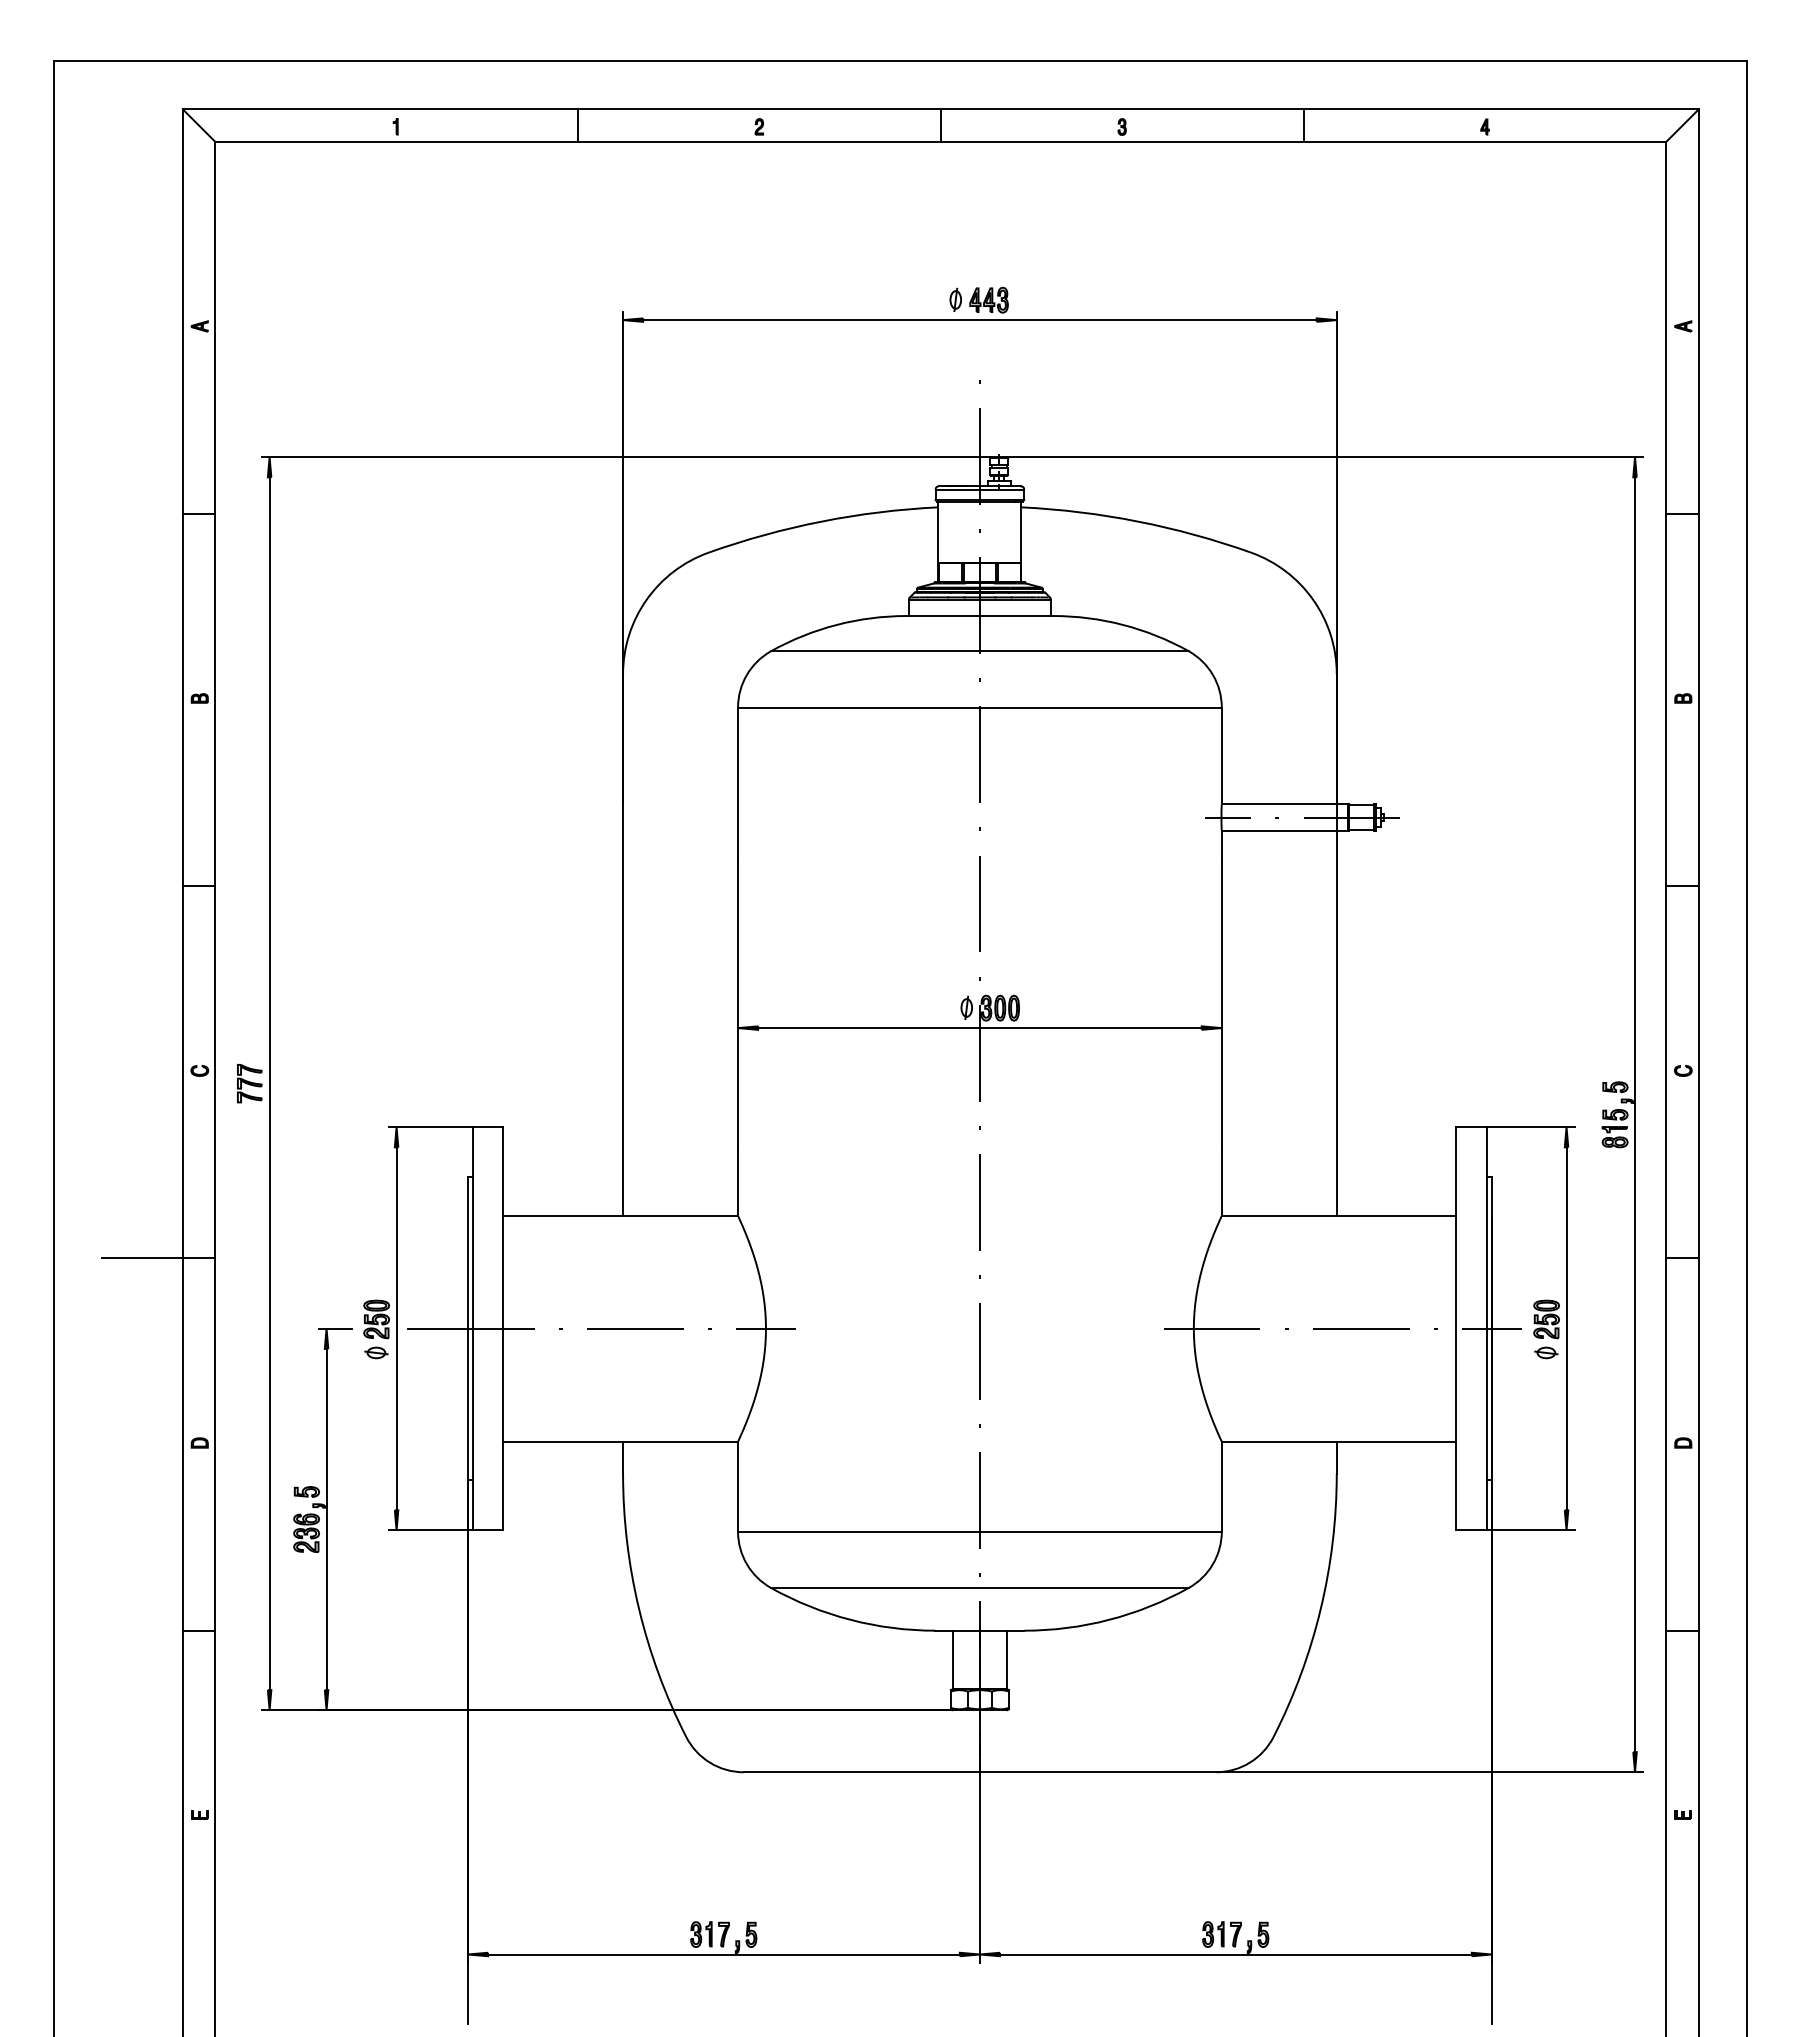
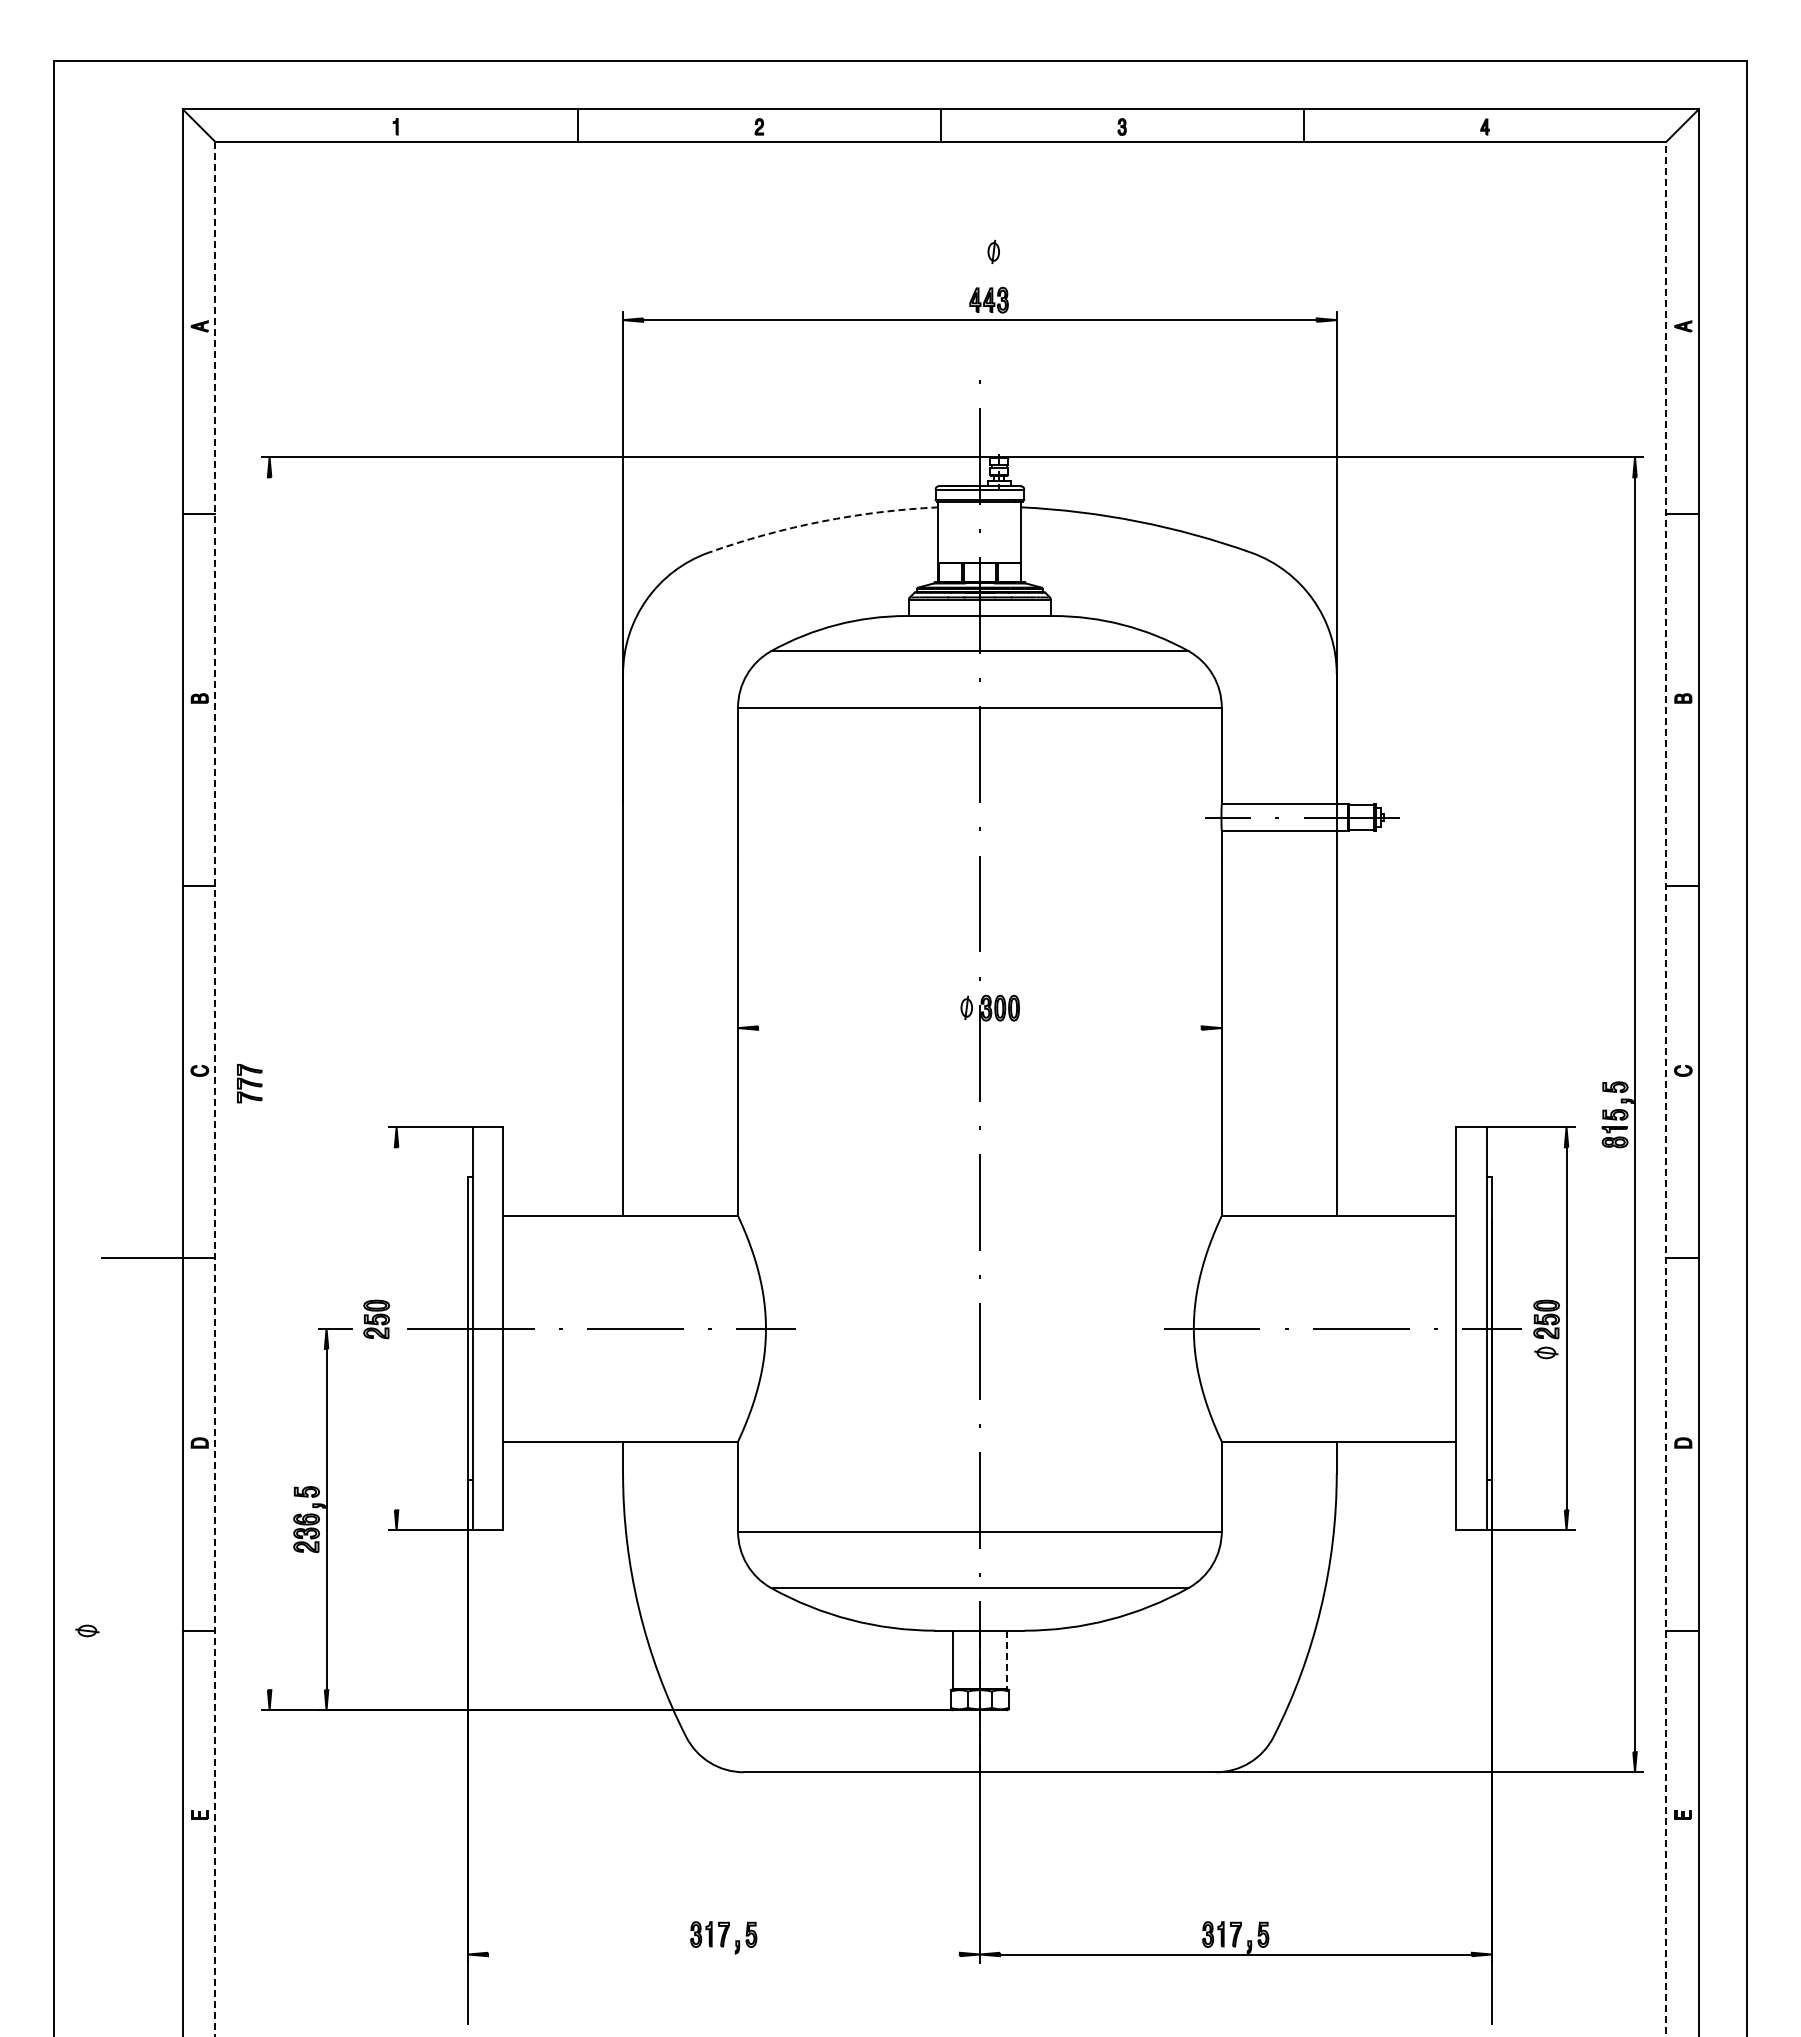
part position: (955, 299) -> (993, 251) (993, 251)
arc: solid -> dashed (821, 521)
line: present -> none (979, 1028)
line: present -> none (269, 1083)
line: solid -> dashed (1666, 1088)
line: solid -> dashed (215, 1089)
line: present -> none (396, 1328)
part position: (376, 1352) -> (87, 1630) (87, 1630)
line: solid -> dashed (1007, 1660)
line: present -> none (723, 1954)
